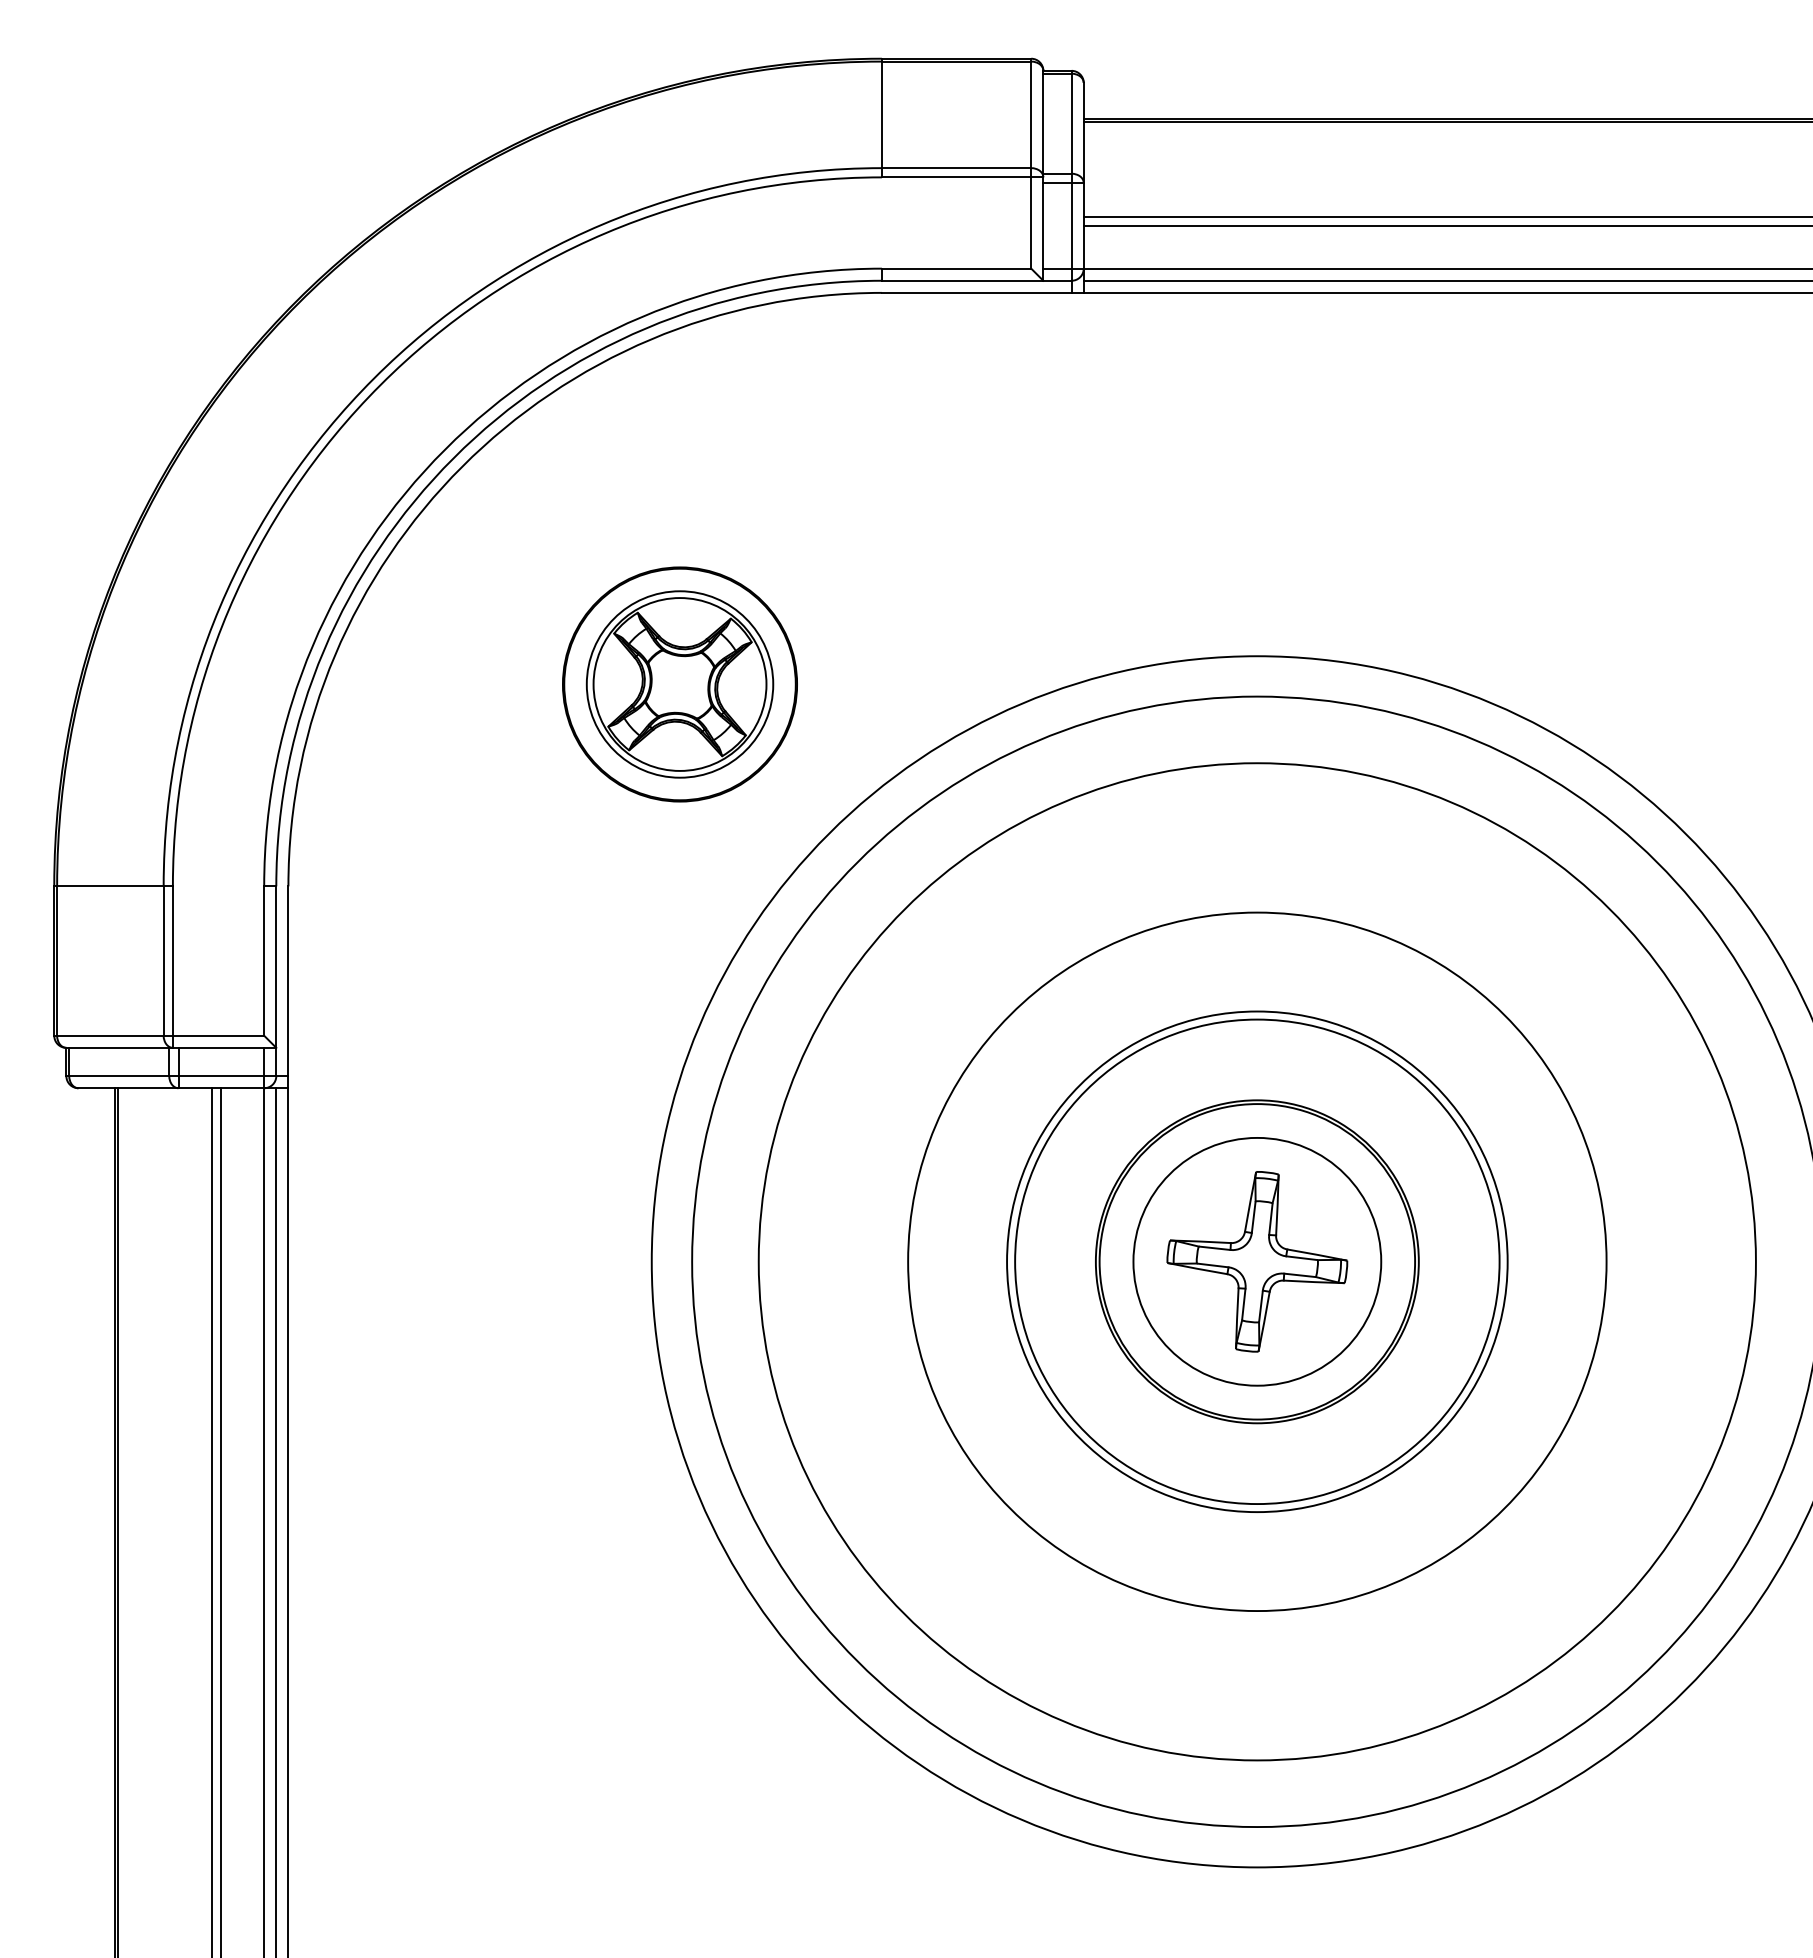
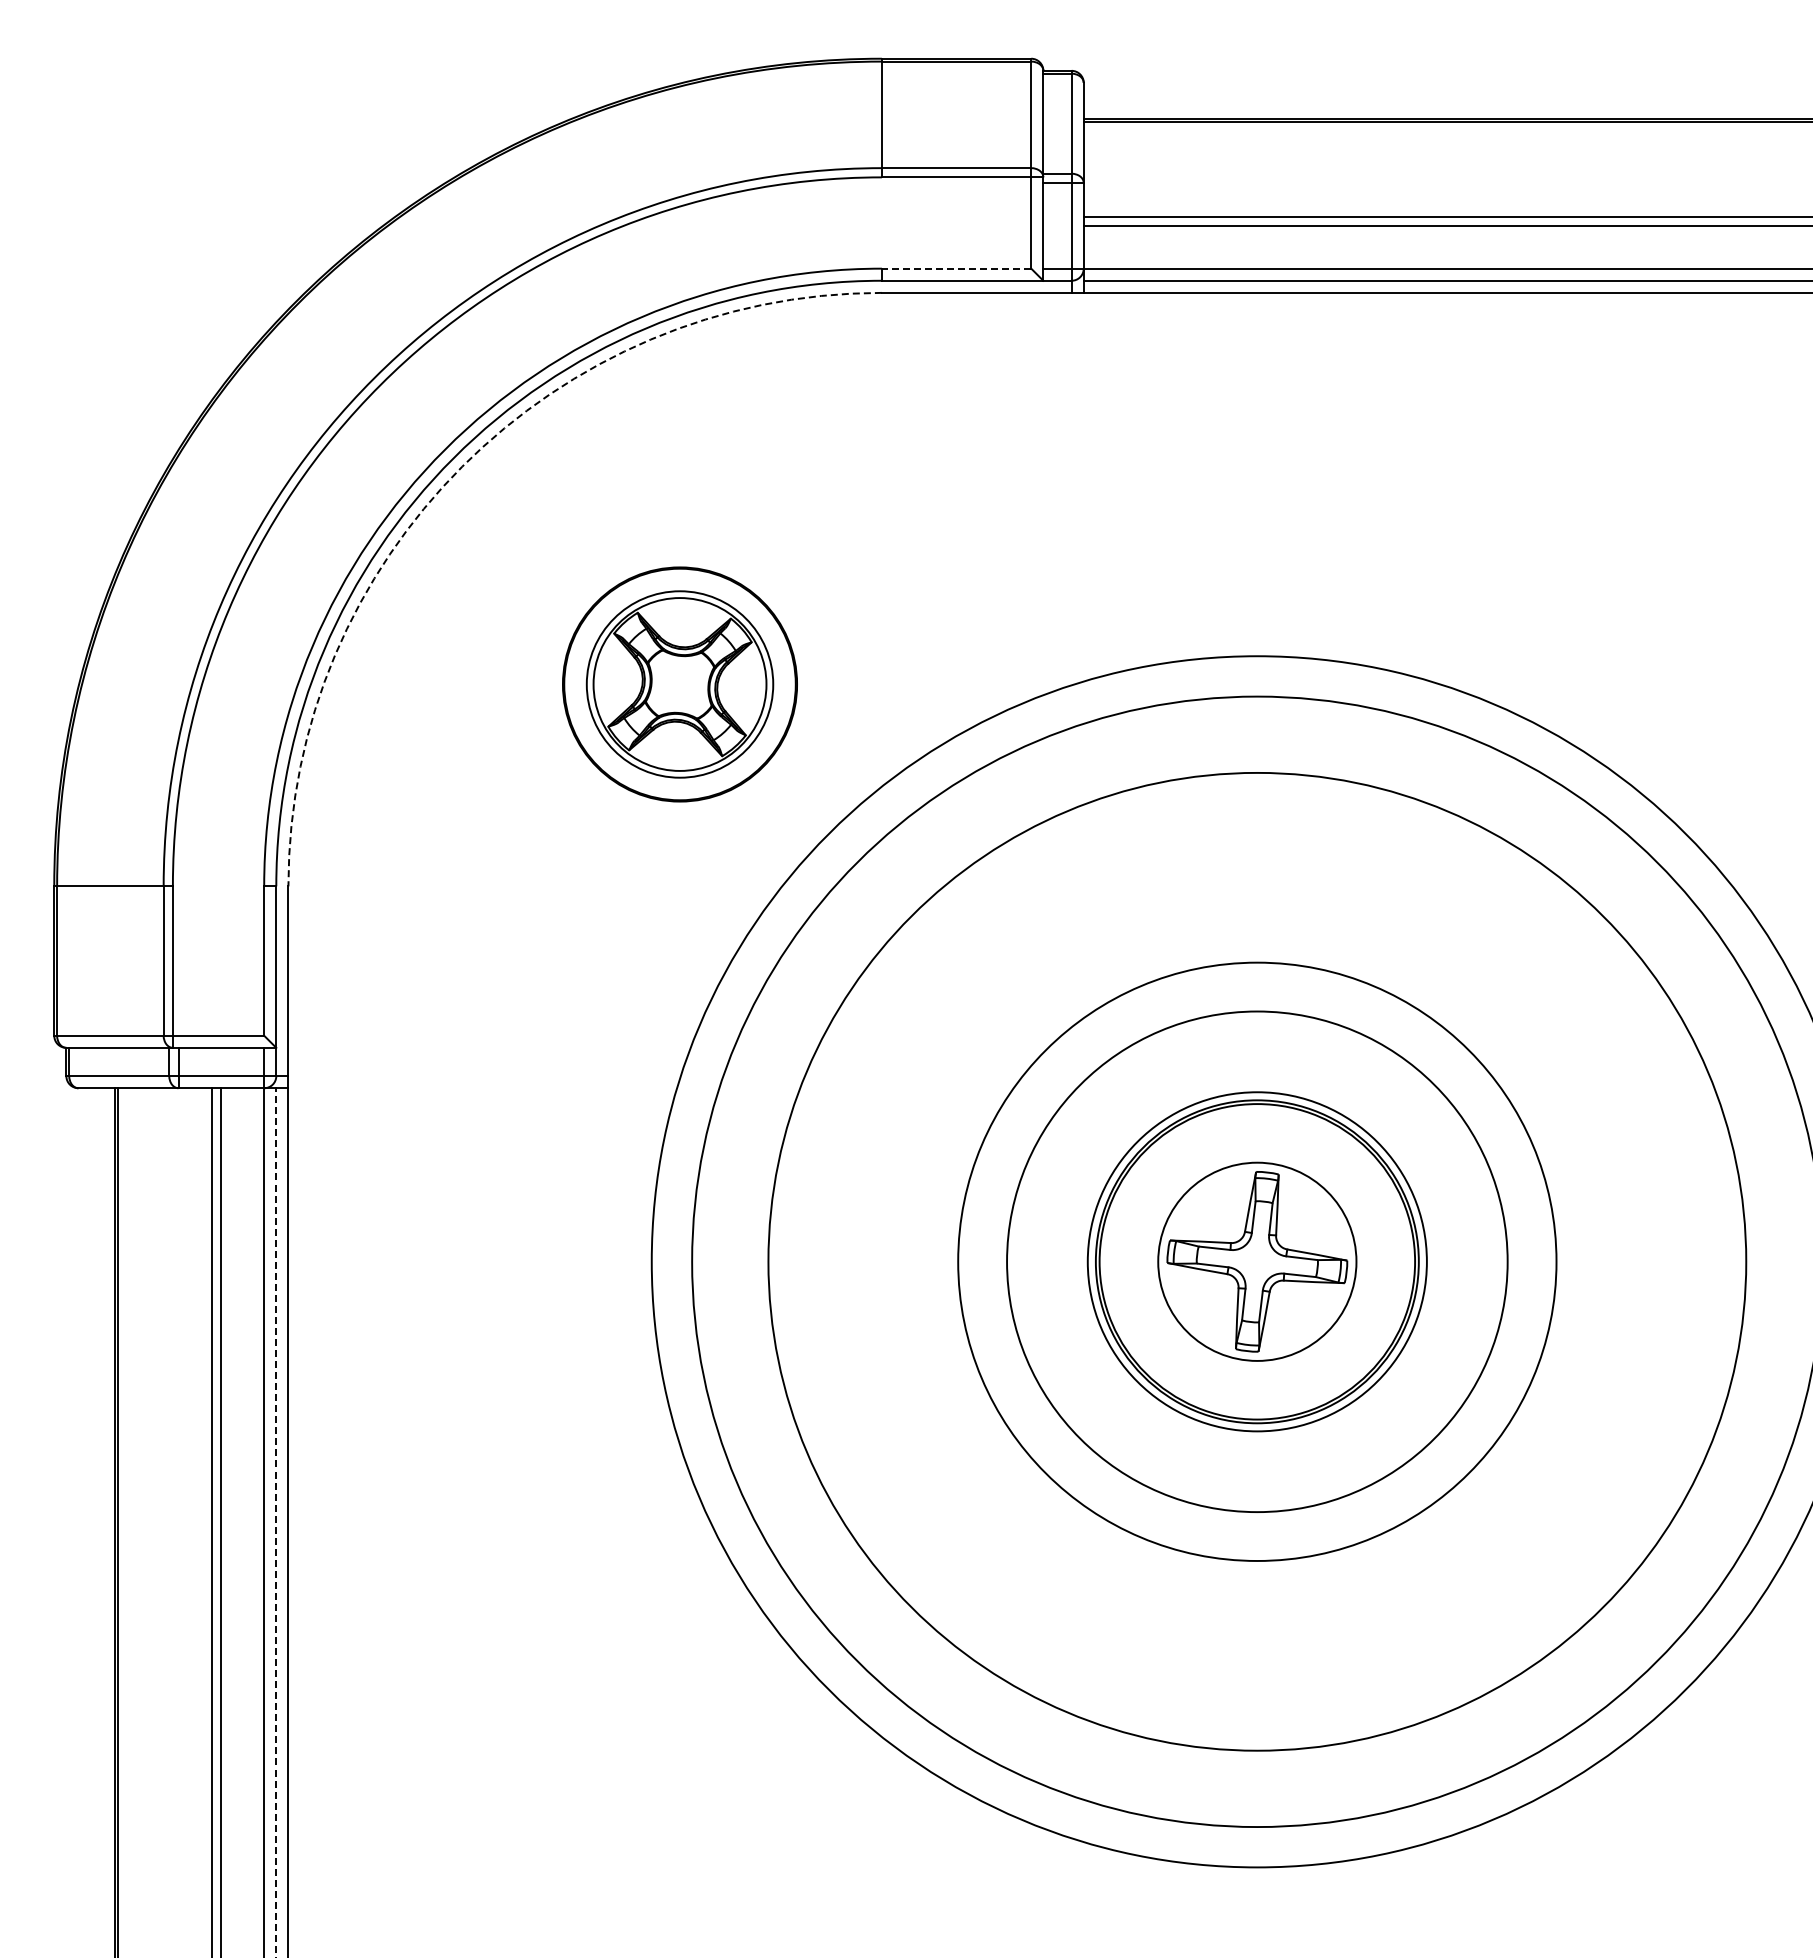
line: solid -> dashed (956, 268)
arc: solid -> dashed (462, 466)
circle diameter: 997 px -> 598 px (1257, 1261)
circle diameter: 248 px -> 198 px (1257, 1261)
circle diameter: 484 px -> 339 px (1256, 1261)
circle diameter: 698 px -> 978 px (1257, 1261)
line: solid -> dashed (276, 1522)
